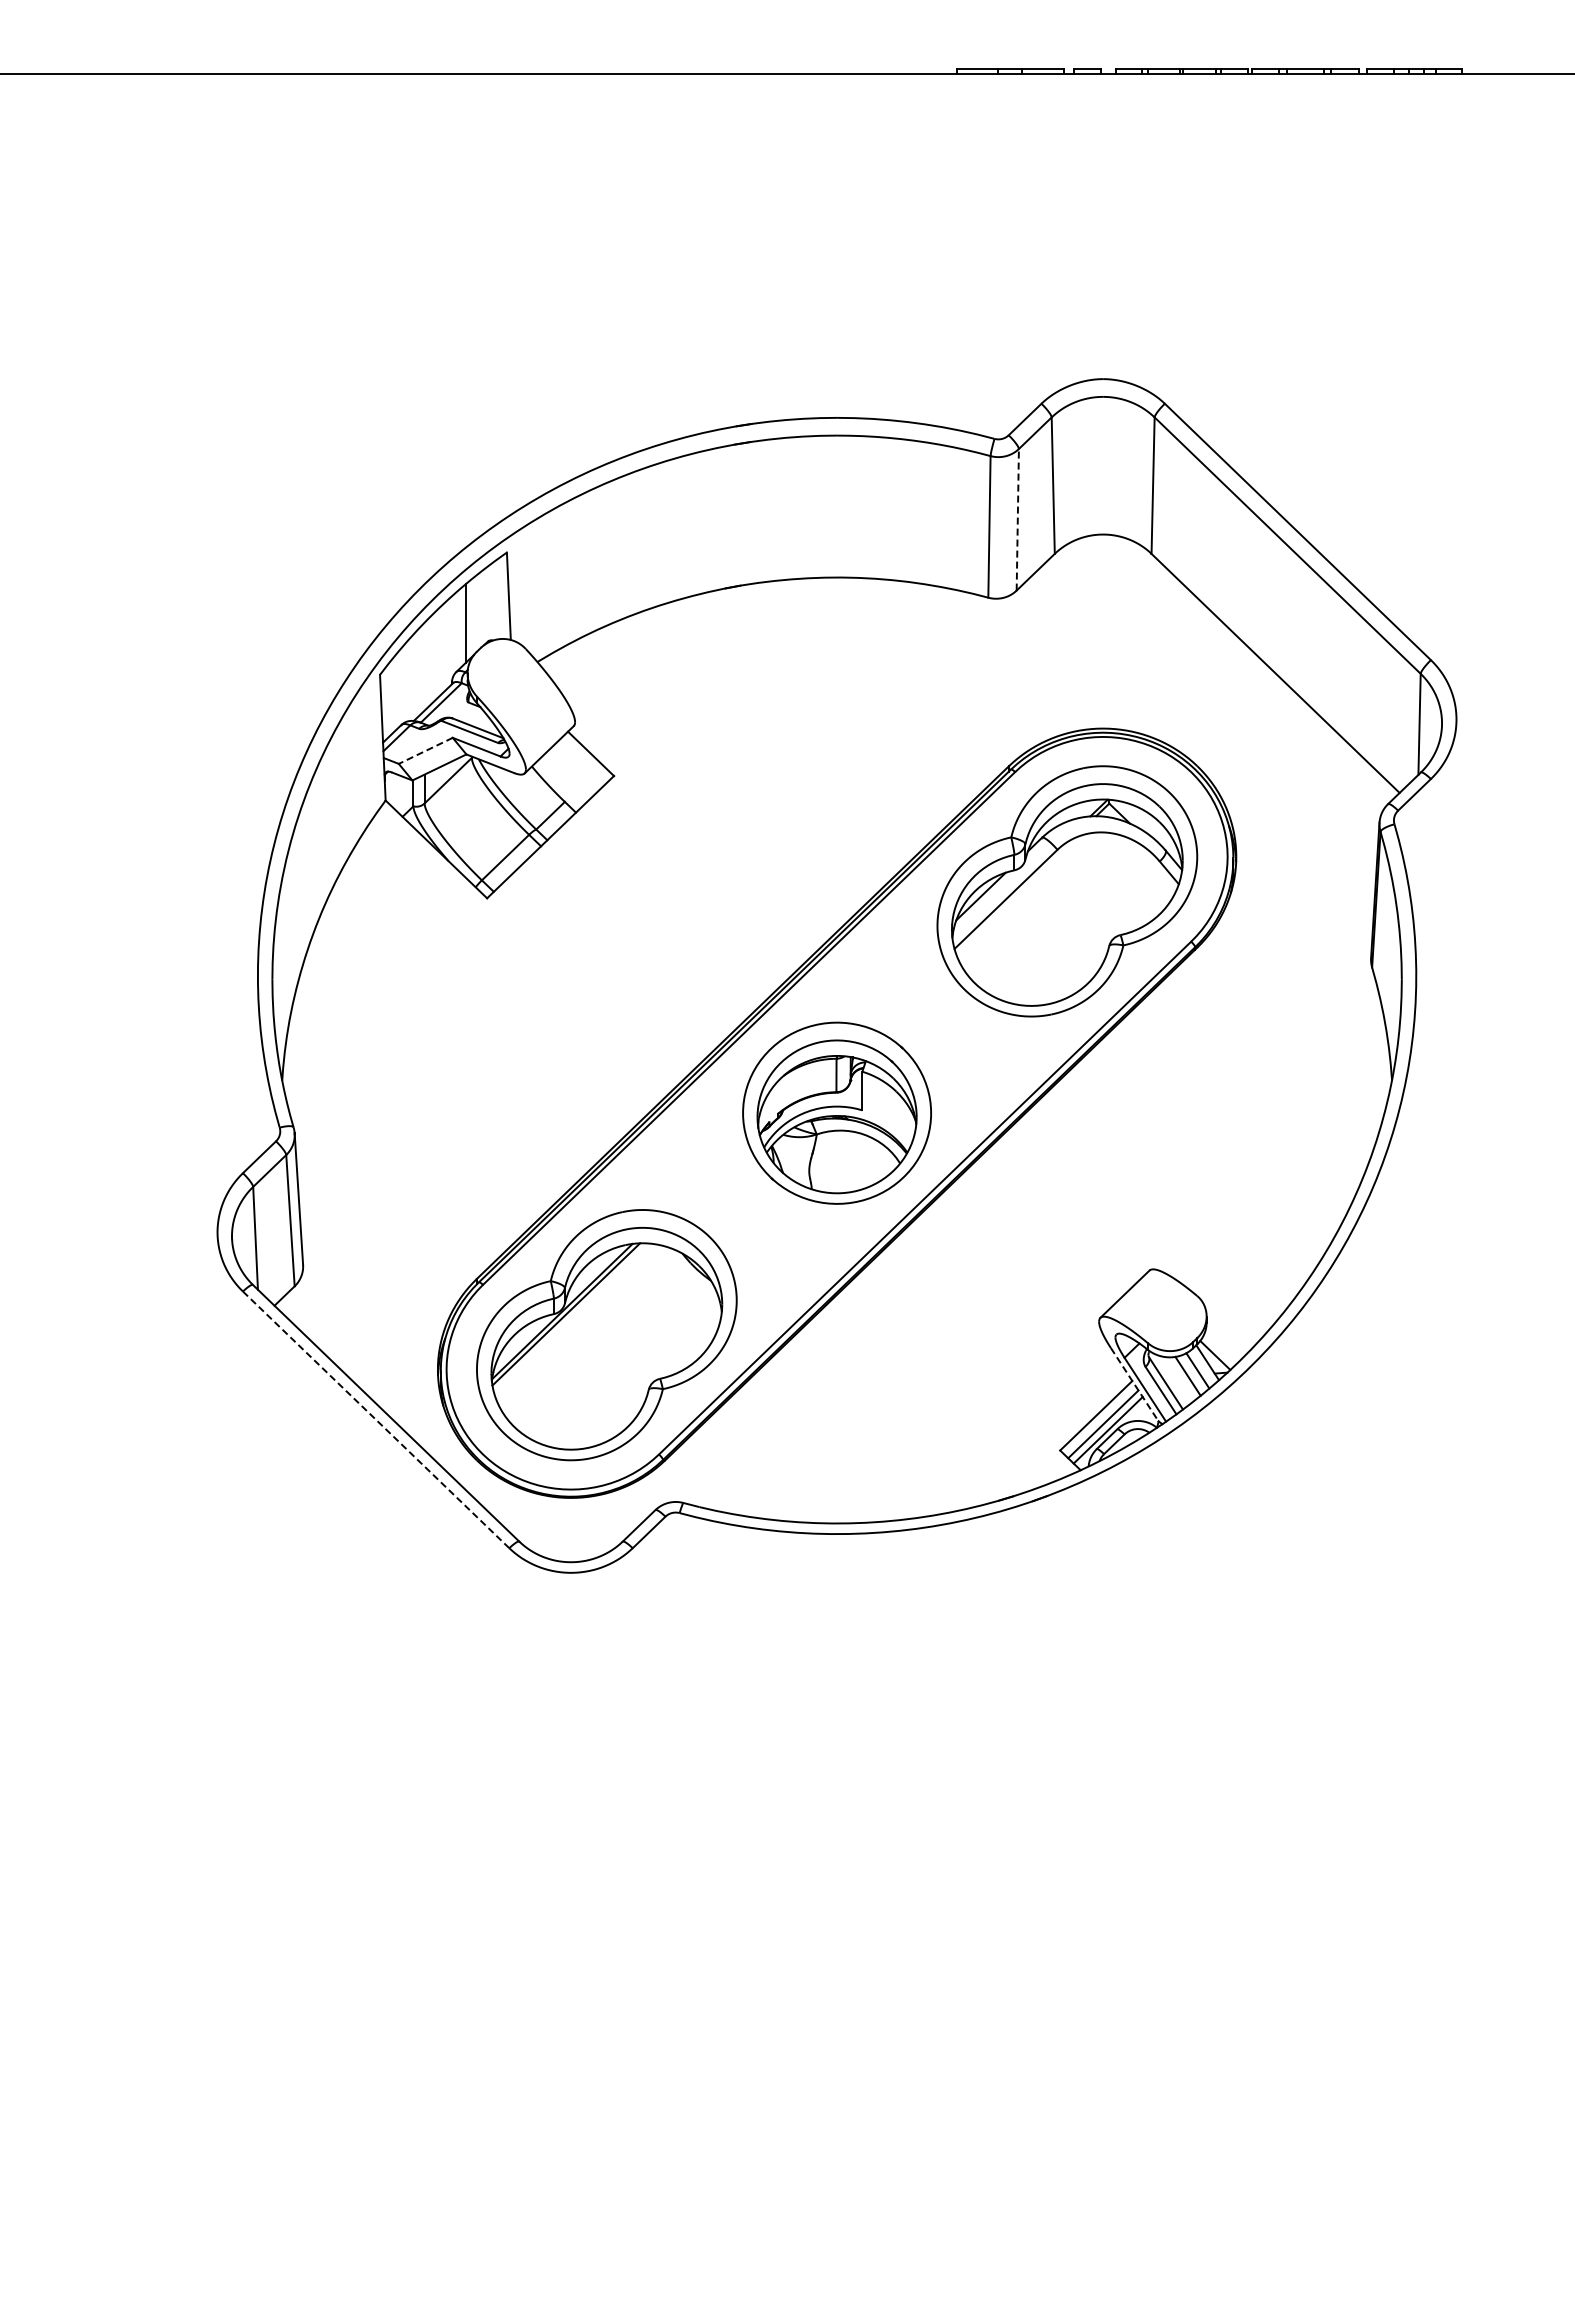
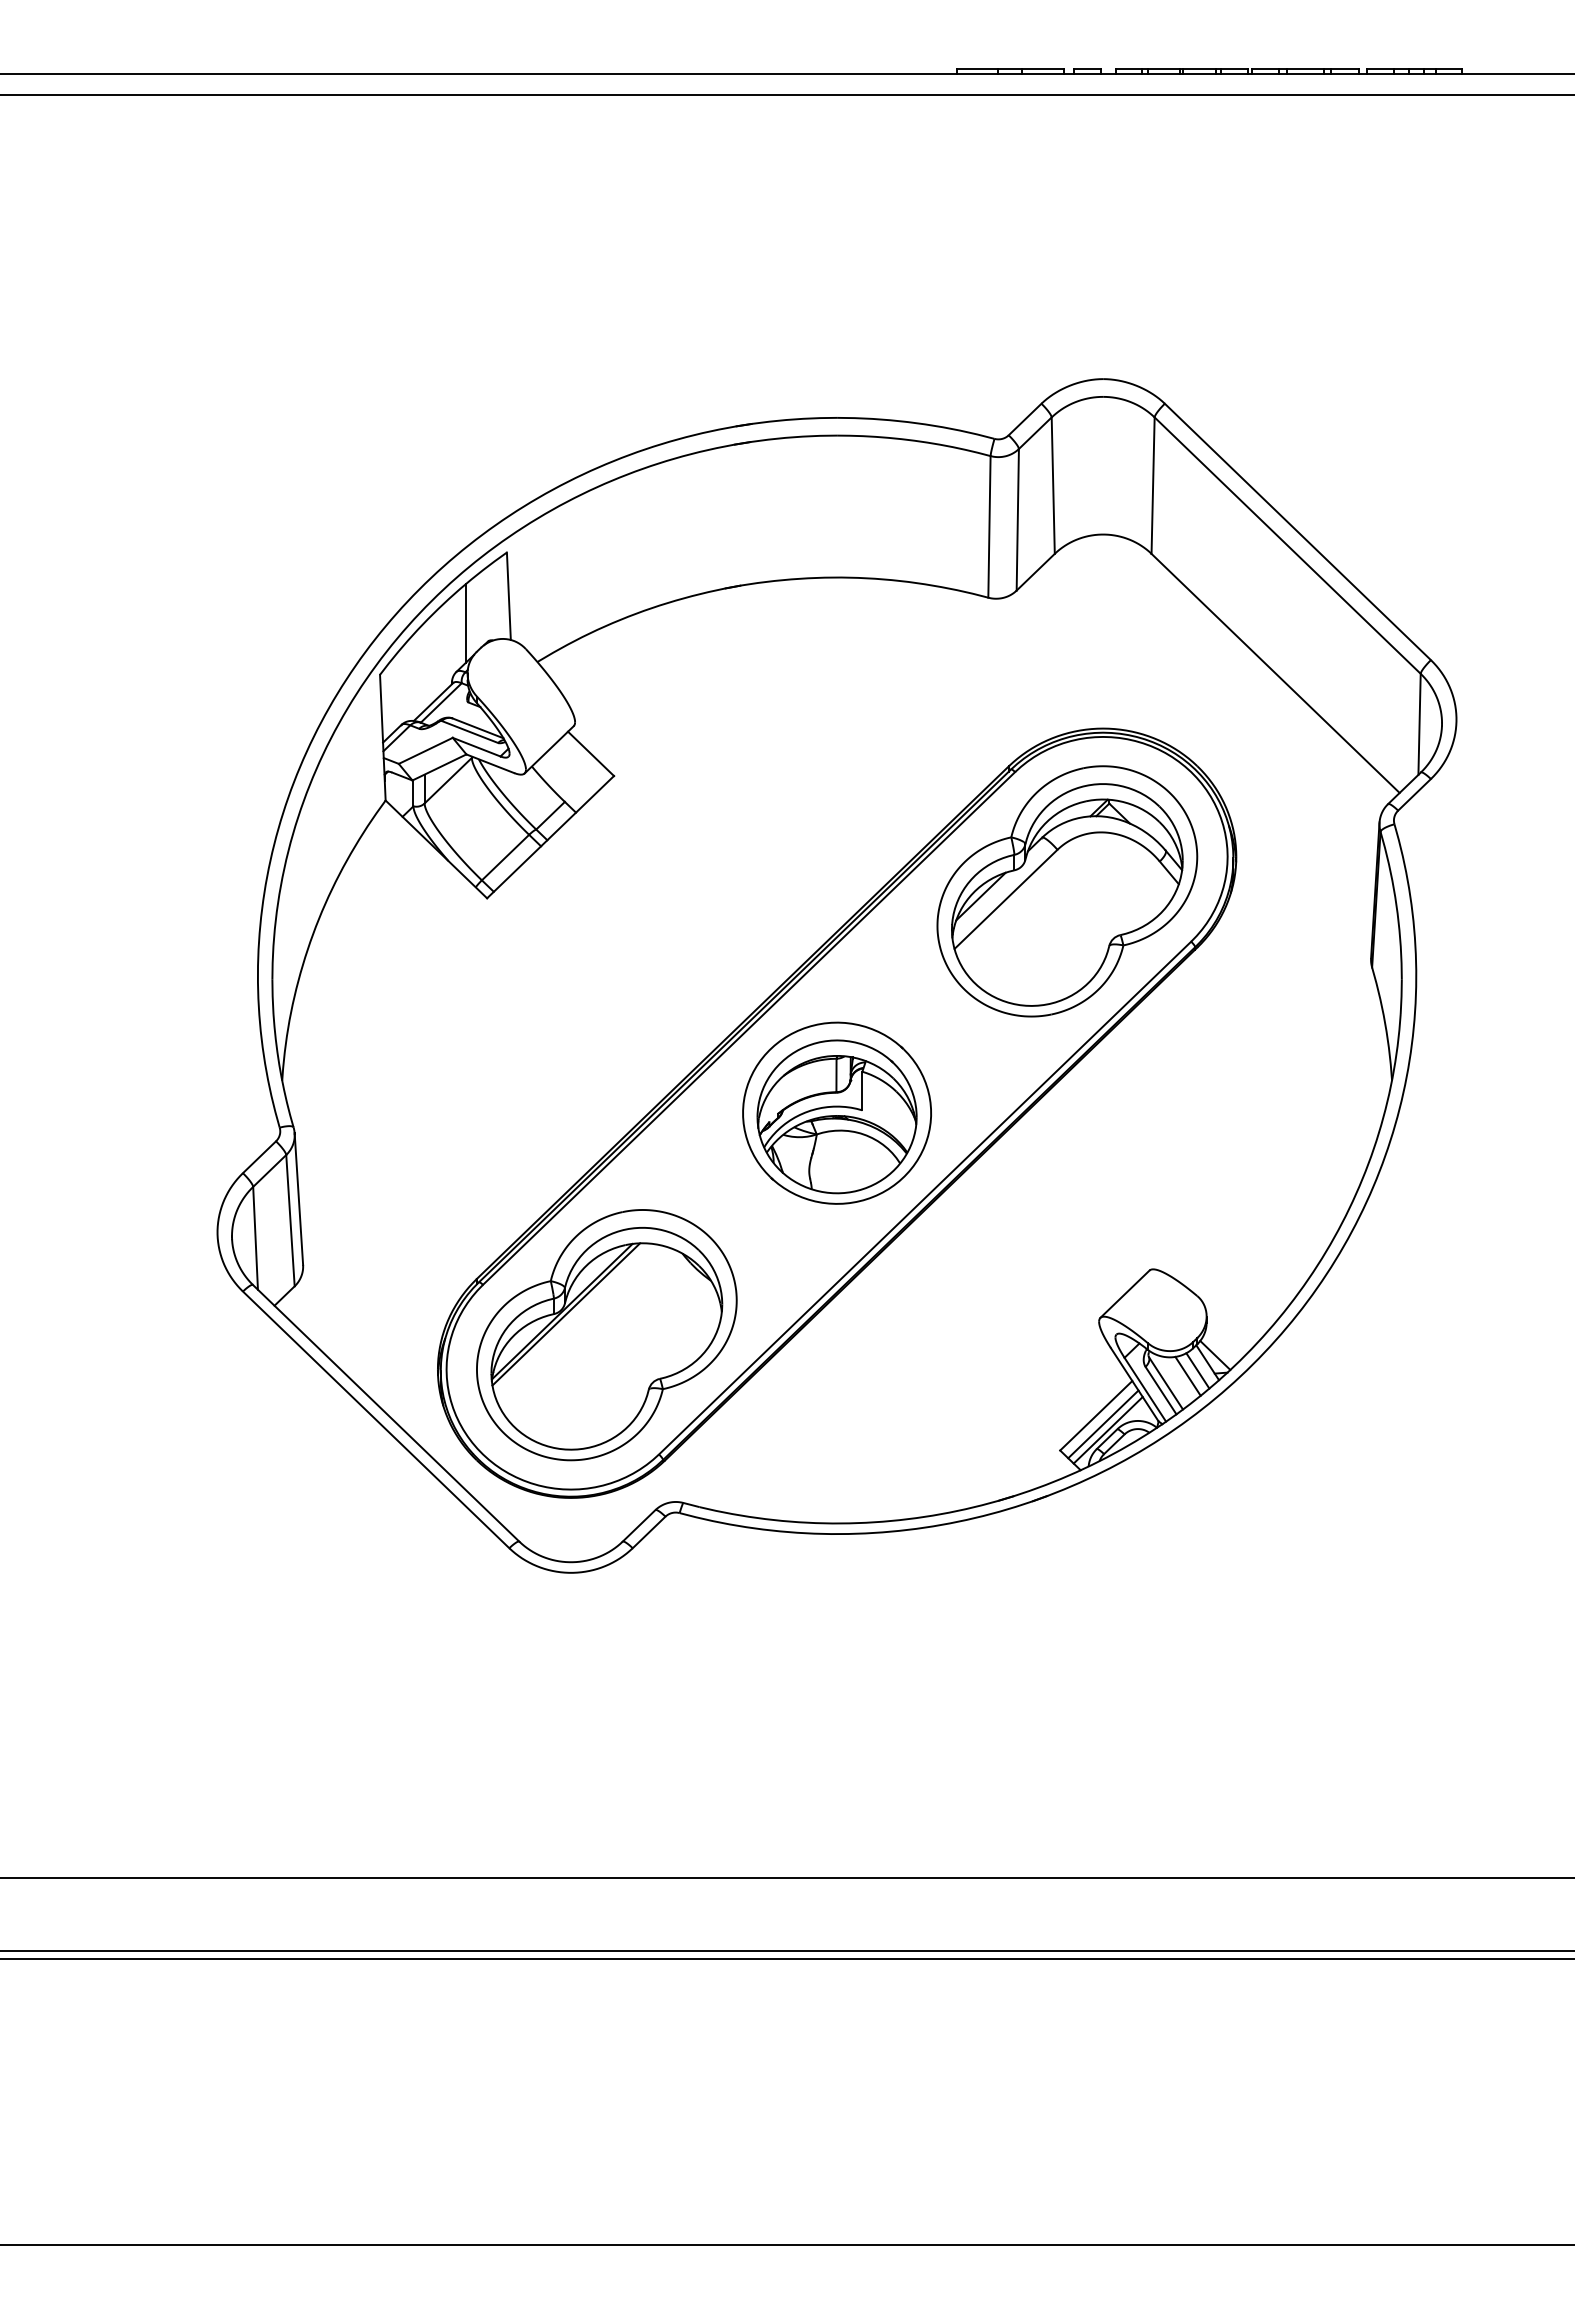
line: none -> present (786, 94)
line: dashed -> solid (1017, 519)
line: dashed -> solid (425, 750)
line: dashed -> solid (1134, 1384)
line: dashed -> solid (376, 1419)
line: none -> present (786, 1877)
line: none -> present (786, 1950)
line: none -> present (786, 1959)
line: none -> present (786, 2244)
